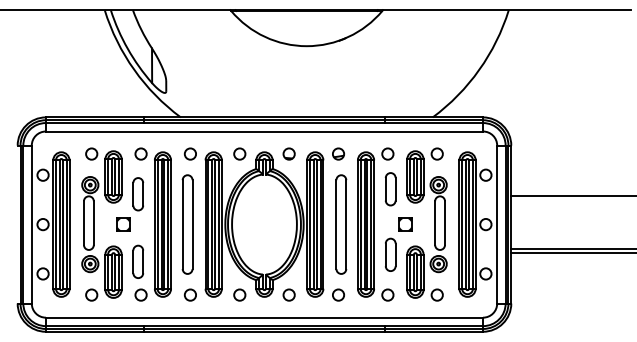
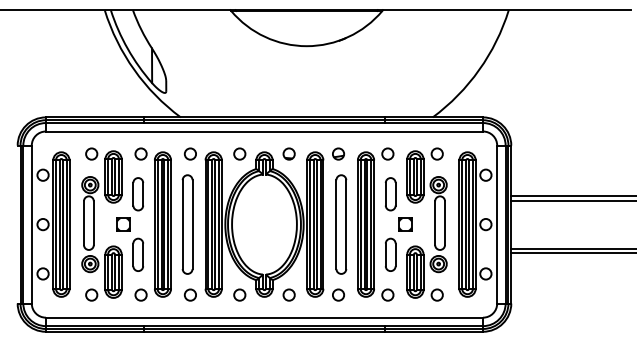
part position: (390, 189) -> (390, 194) (390, 194)
line: none -> present (572, 200)
part position: (137, 261) -> (137, 254) (137, 254)
